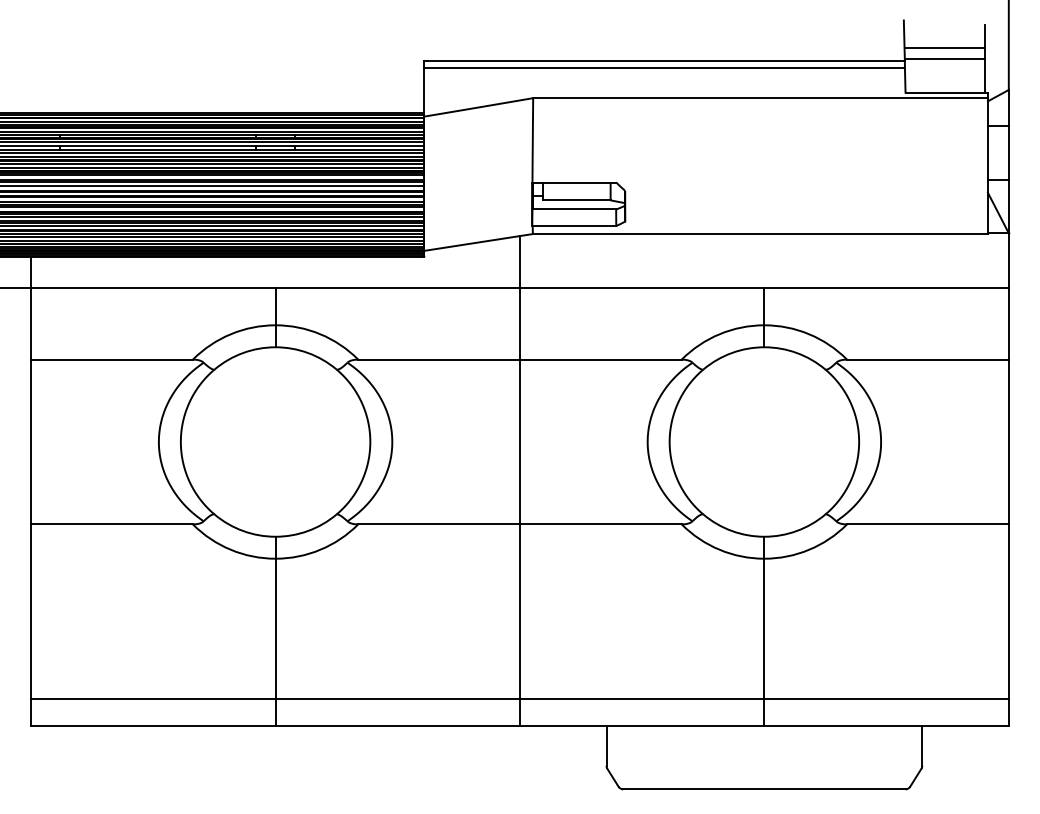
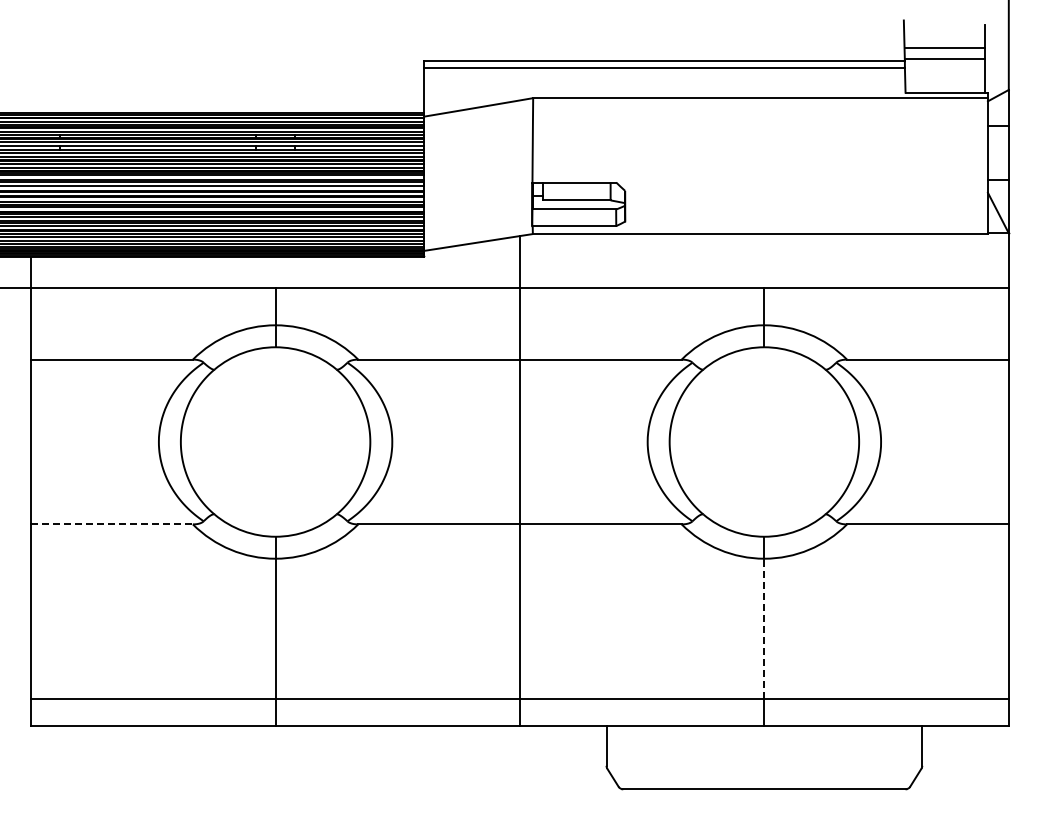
line: solid -> dashed (112, 524)
line: solid -> dashed (764, 628)
